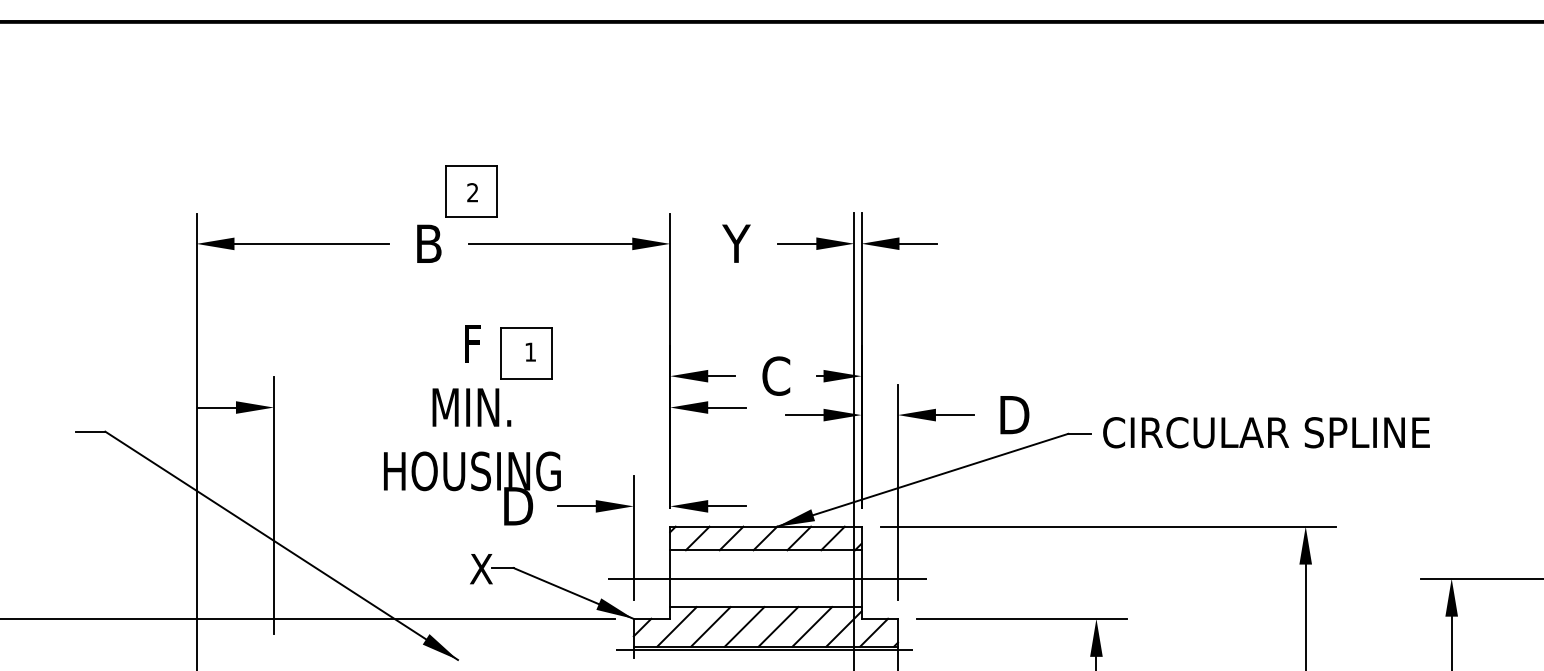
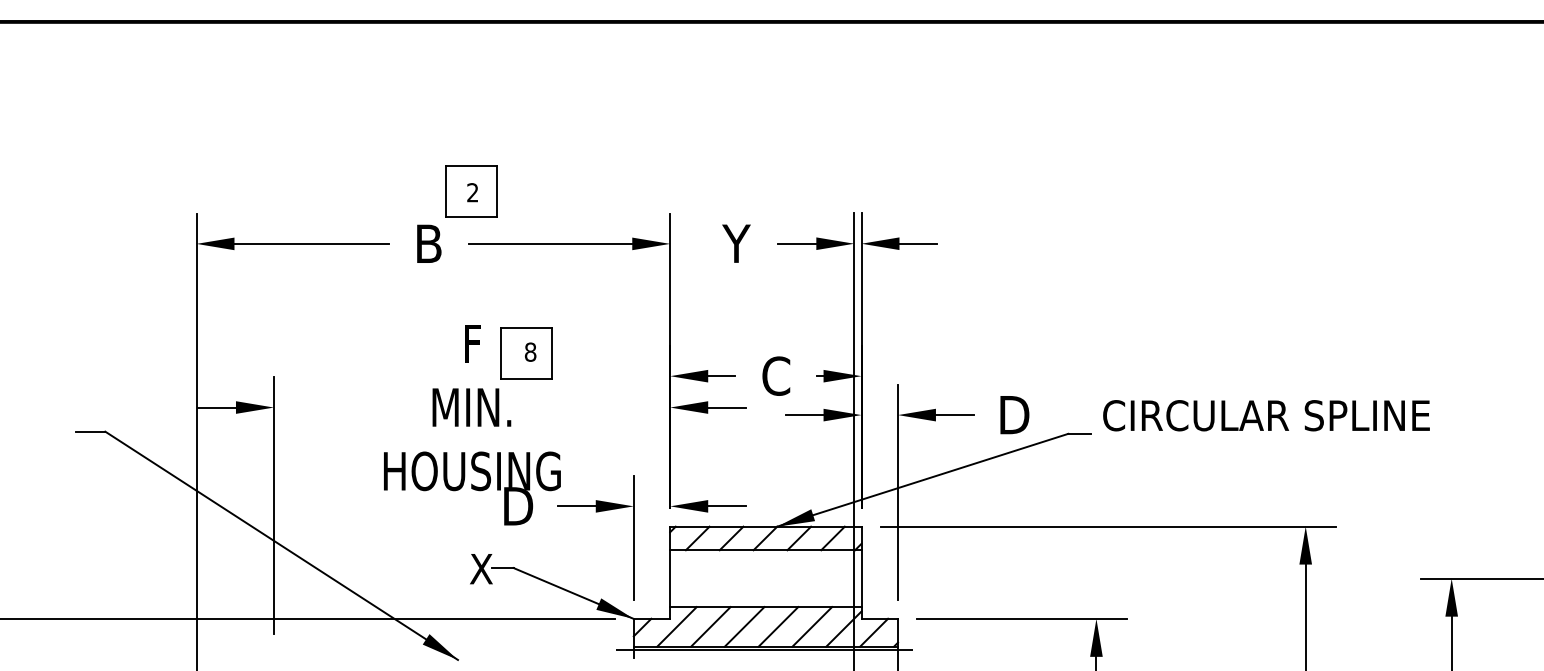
text: 1 -> 8 (530, 351)
text position: (1266, 432) -> (1266, 415) (1266, 415)
line: present -> none (767, 578)
